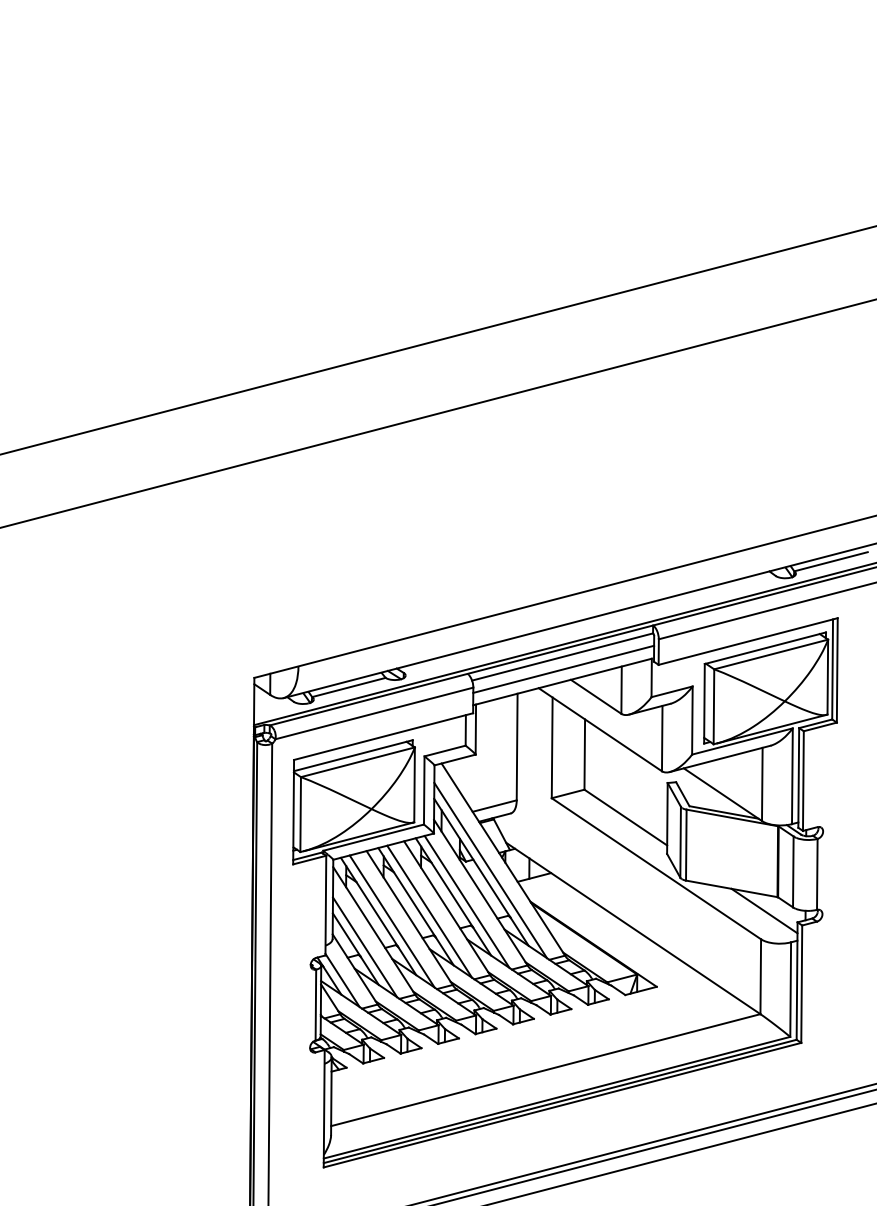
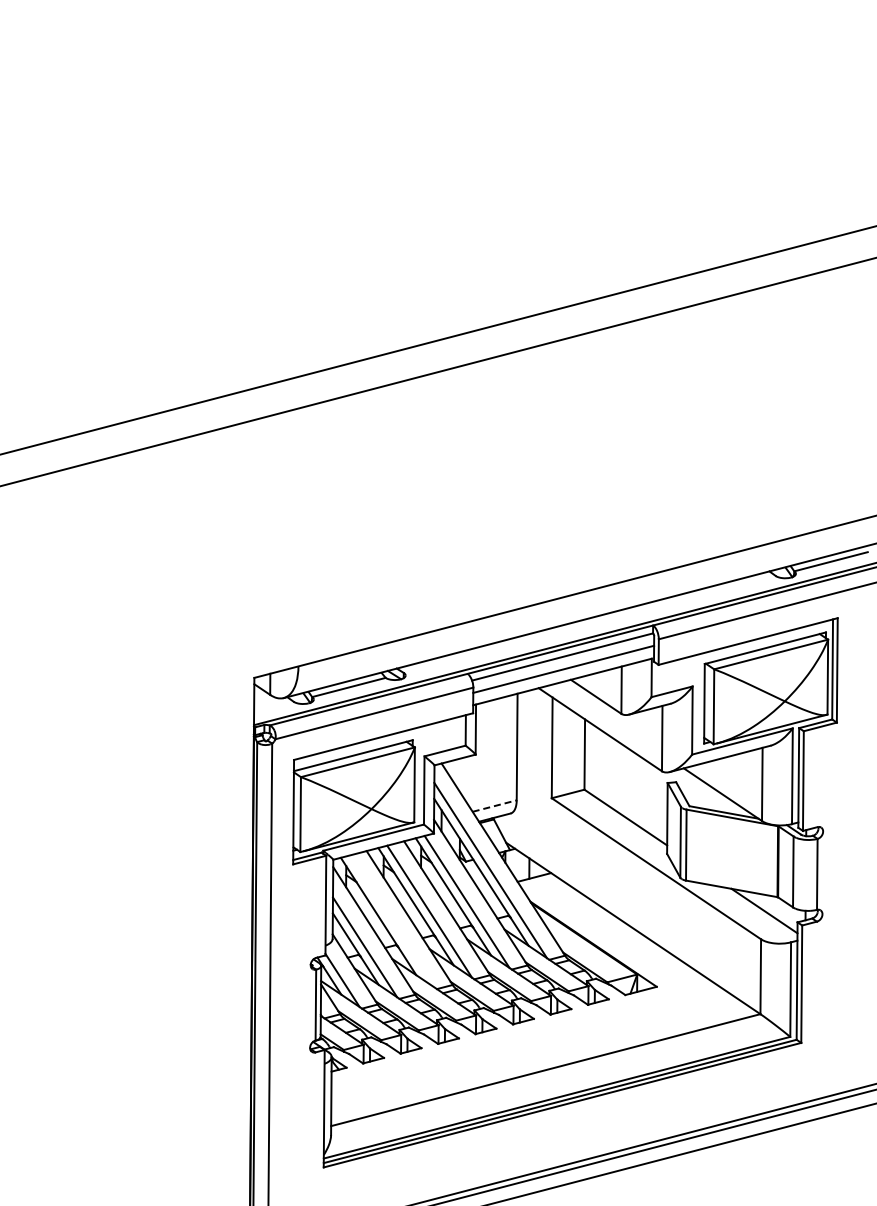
line position: (437, 413) -> (437, 371) (437, 371)
line: solid -> dashed (494, 806)
line: present -> none (391, 921)
